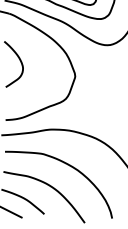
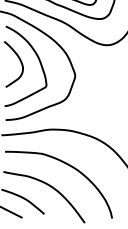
curve: none -> present (37, 58)
